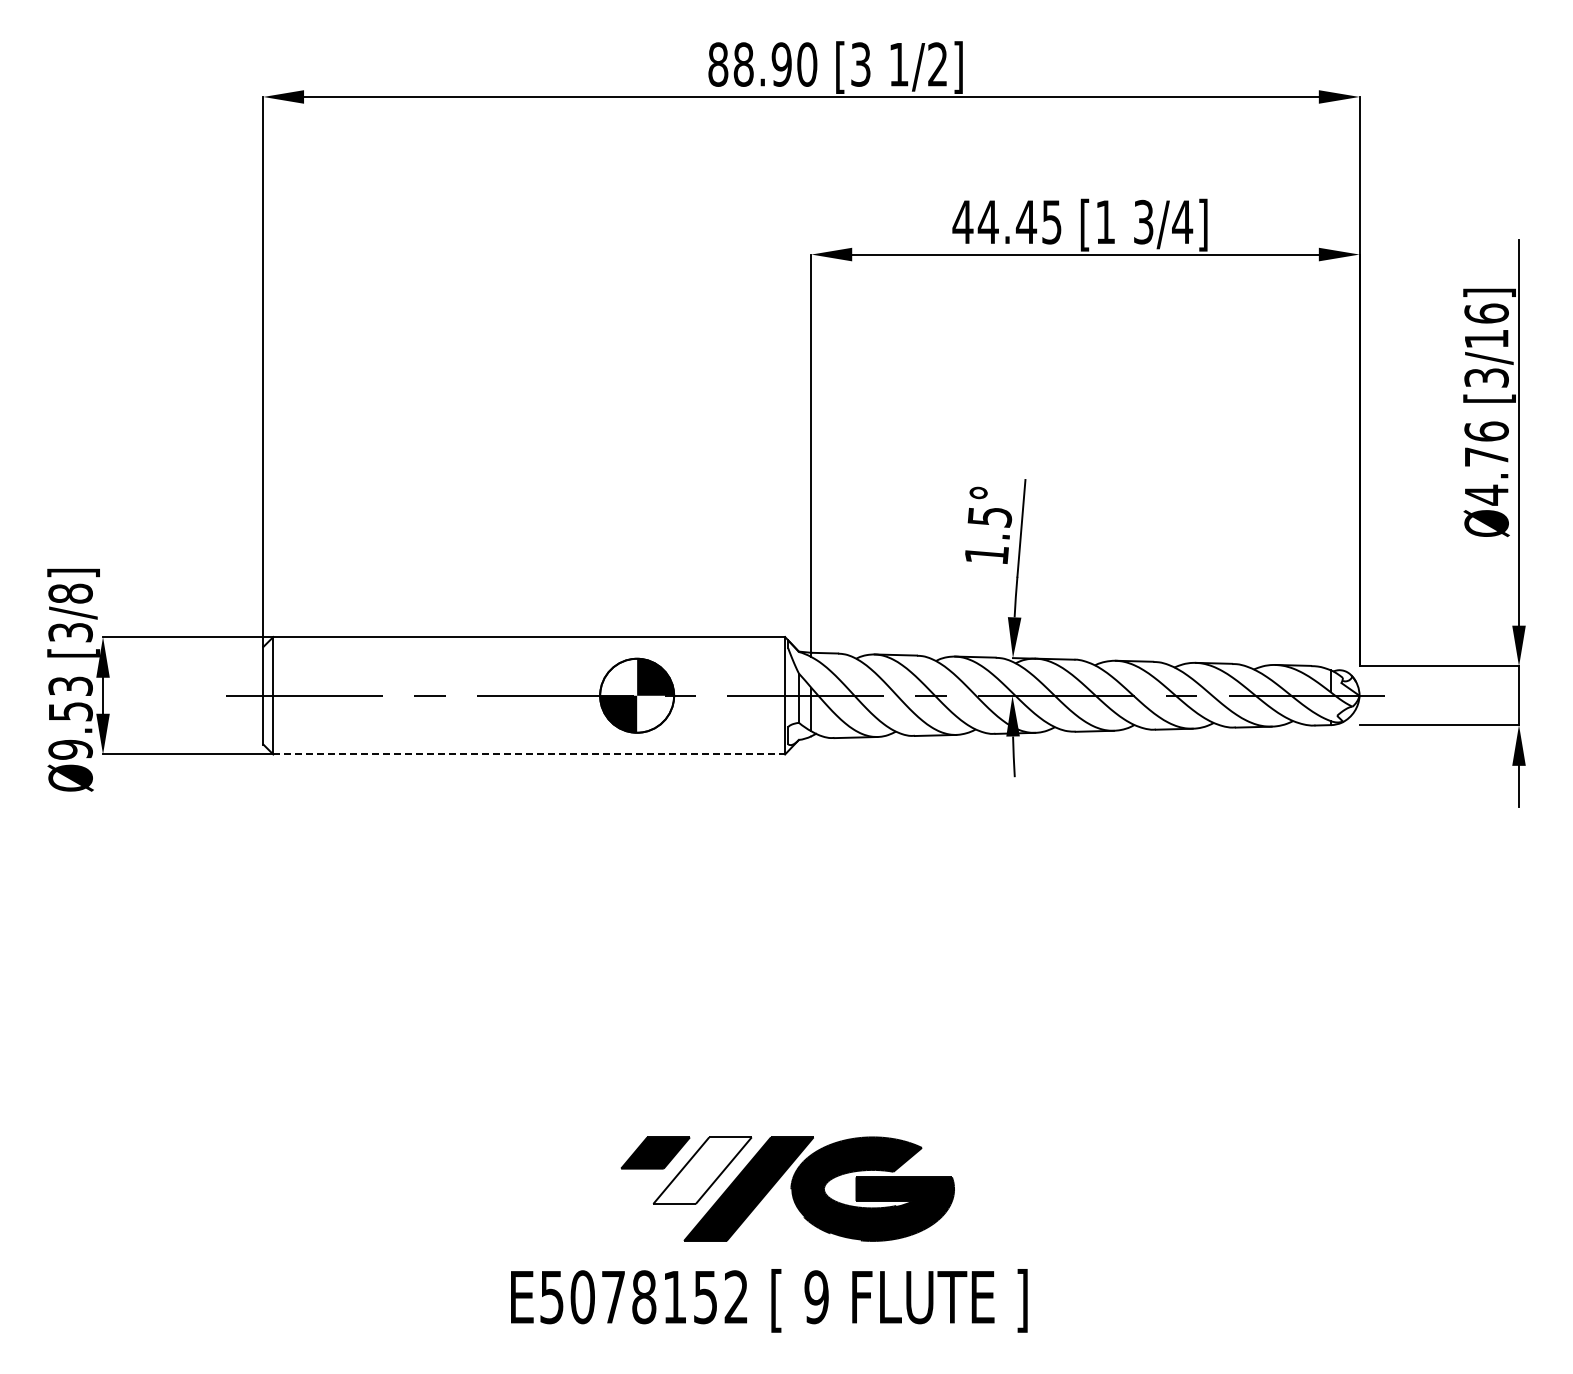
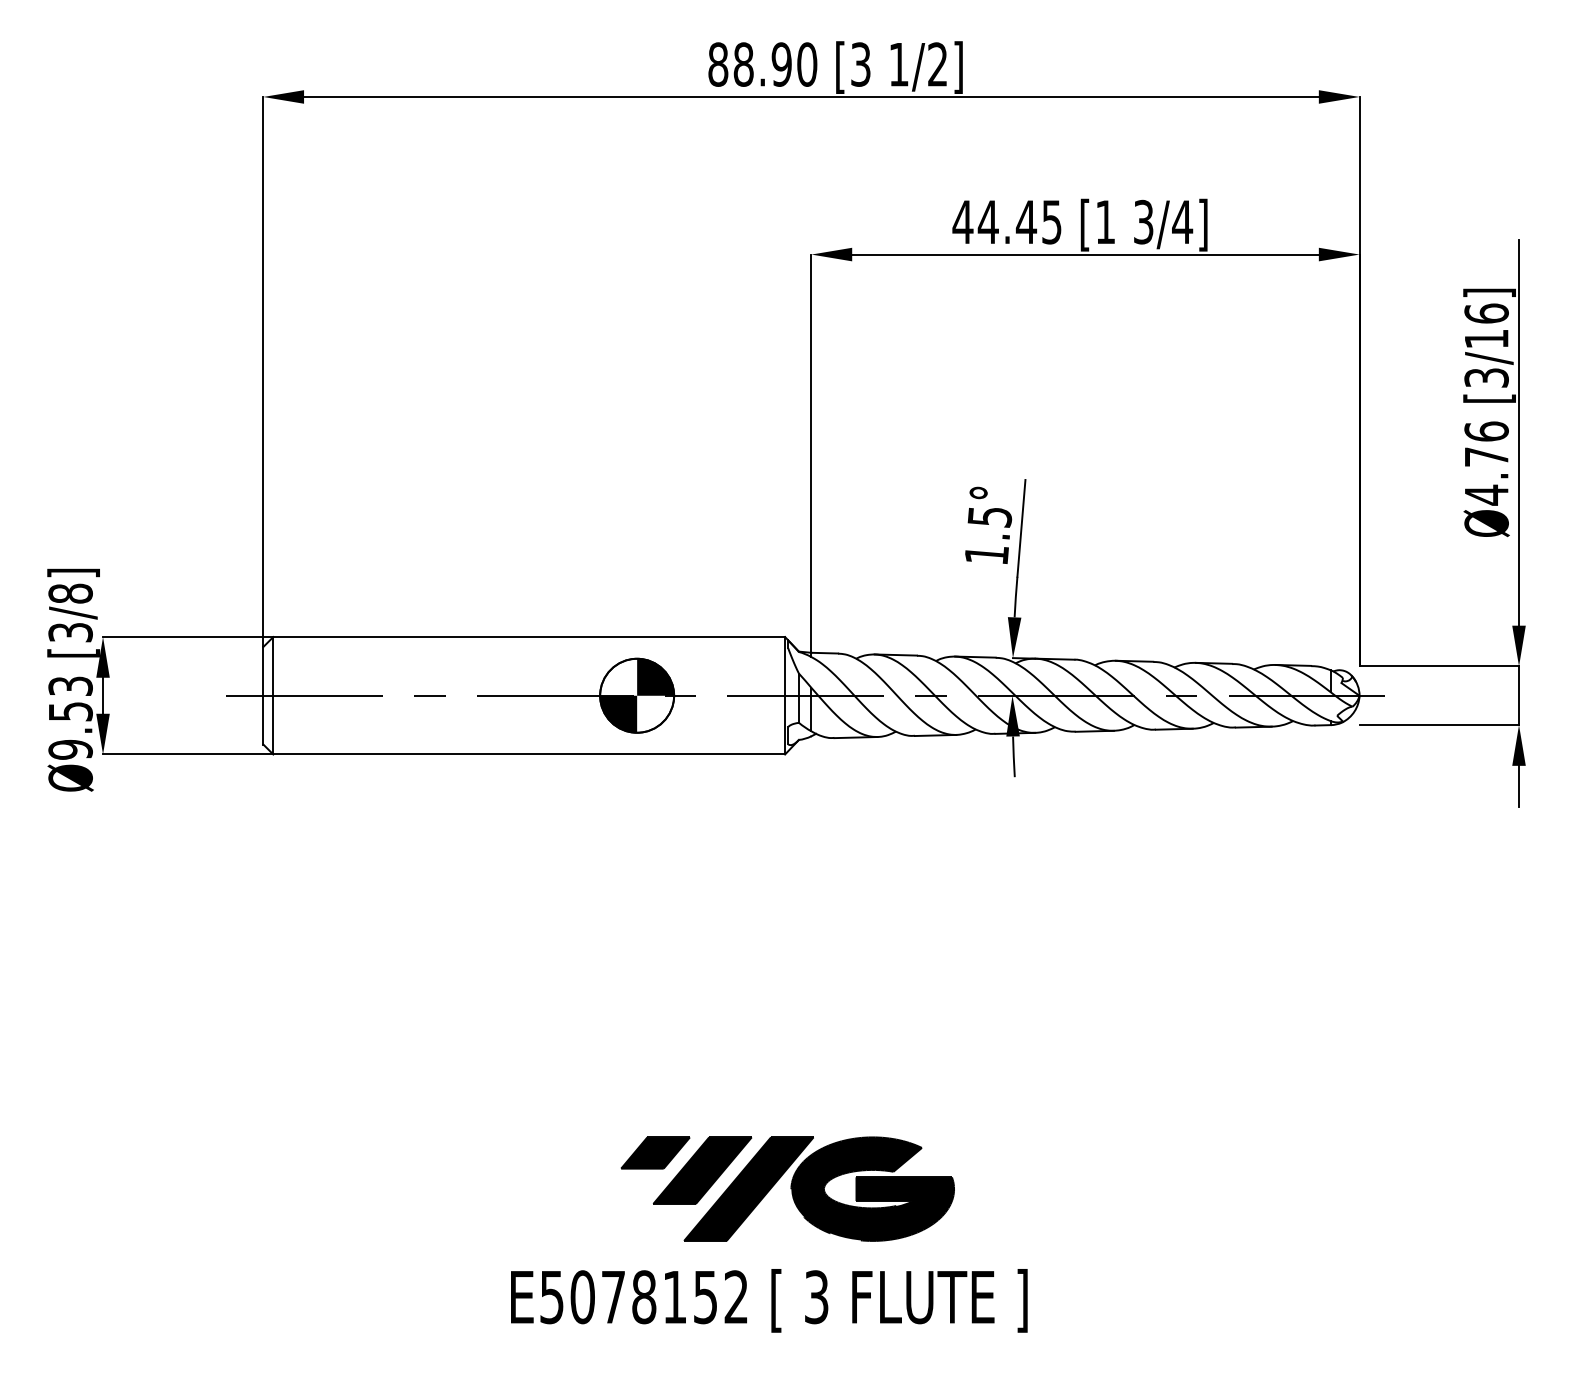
line: dashed -> solid (529, 754)
fill: none -> present (702, 1170)
text: 9 -> 3 (816, 1297)
